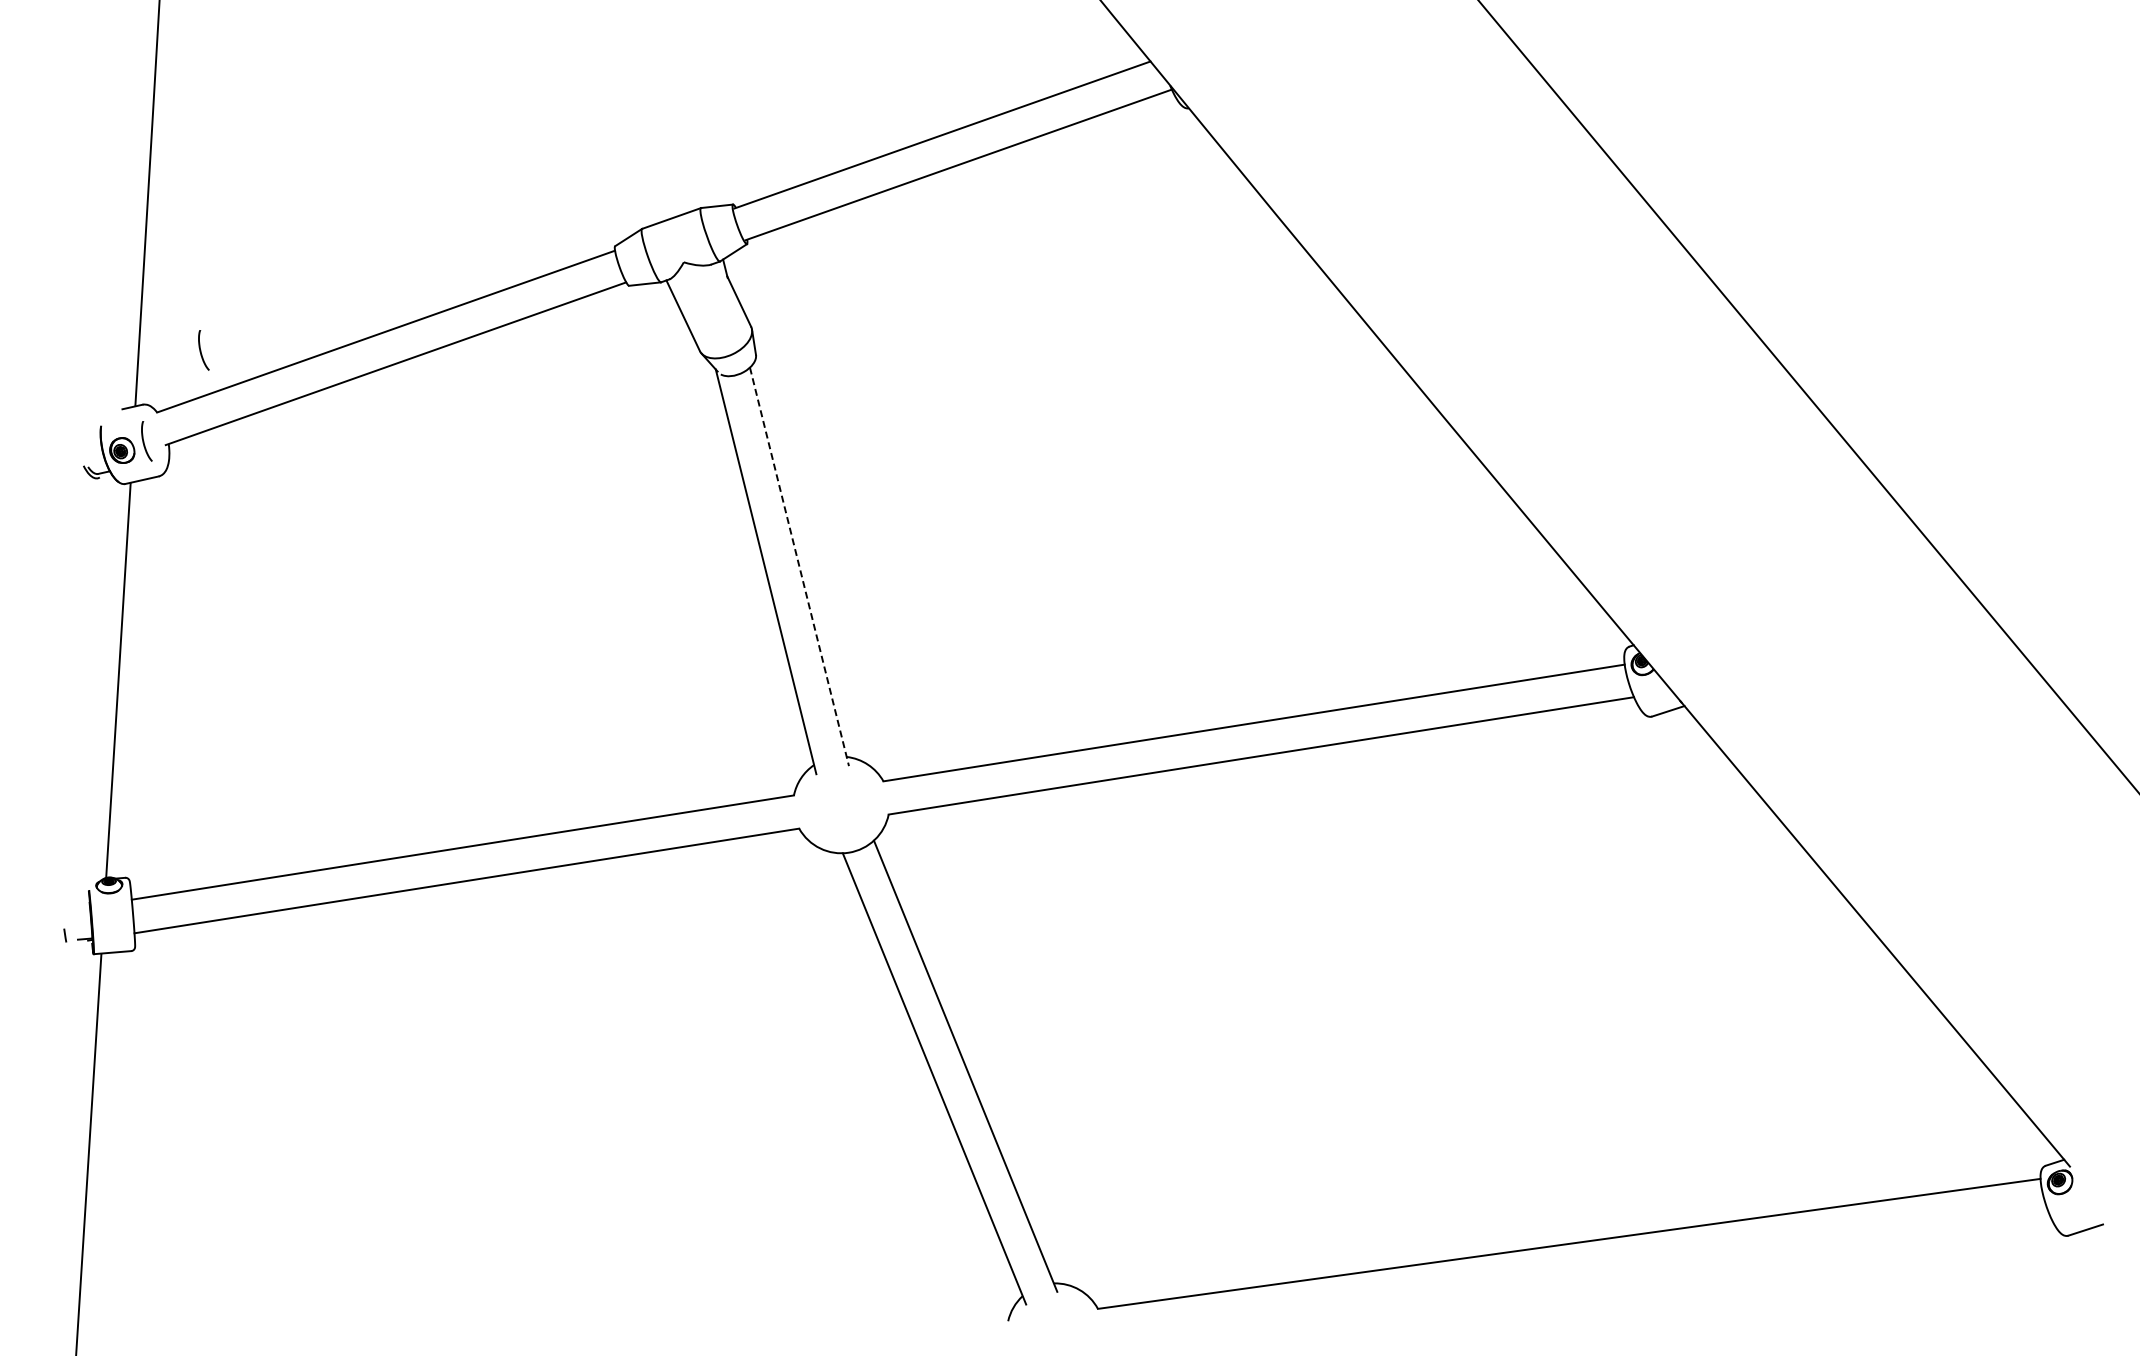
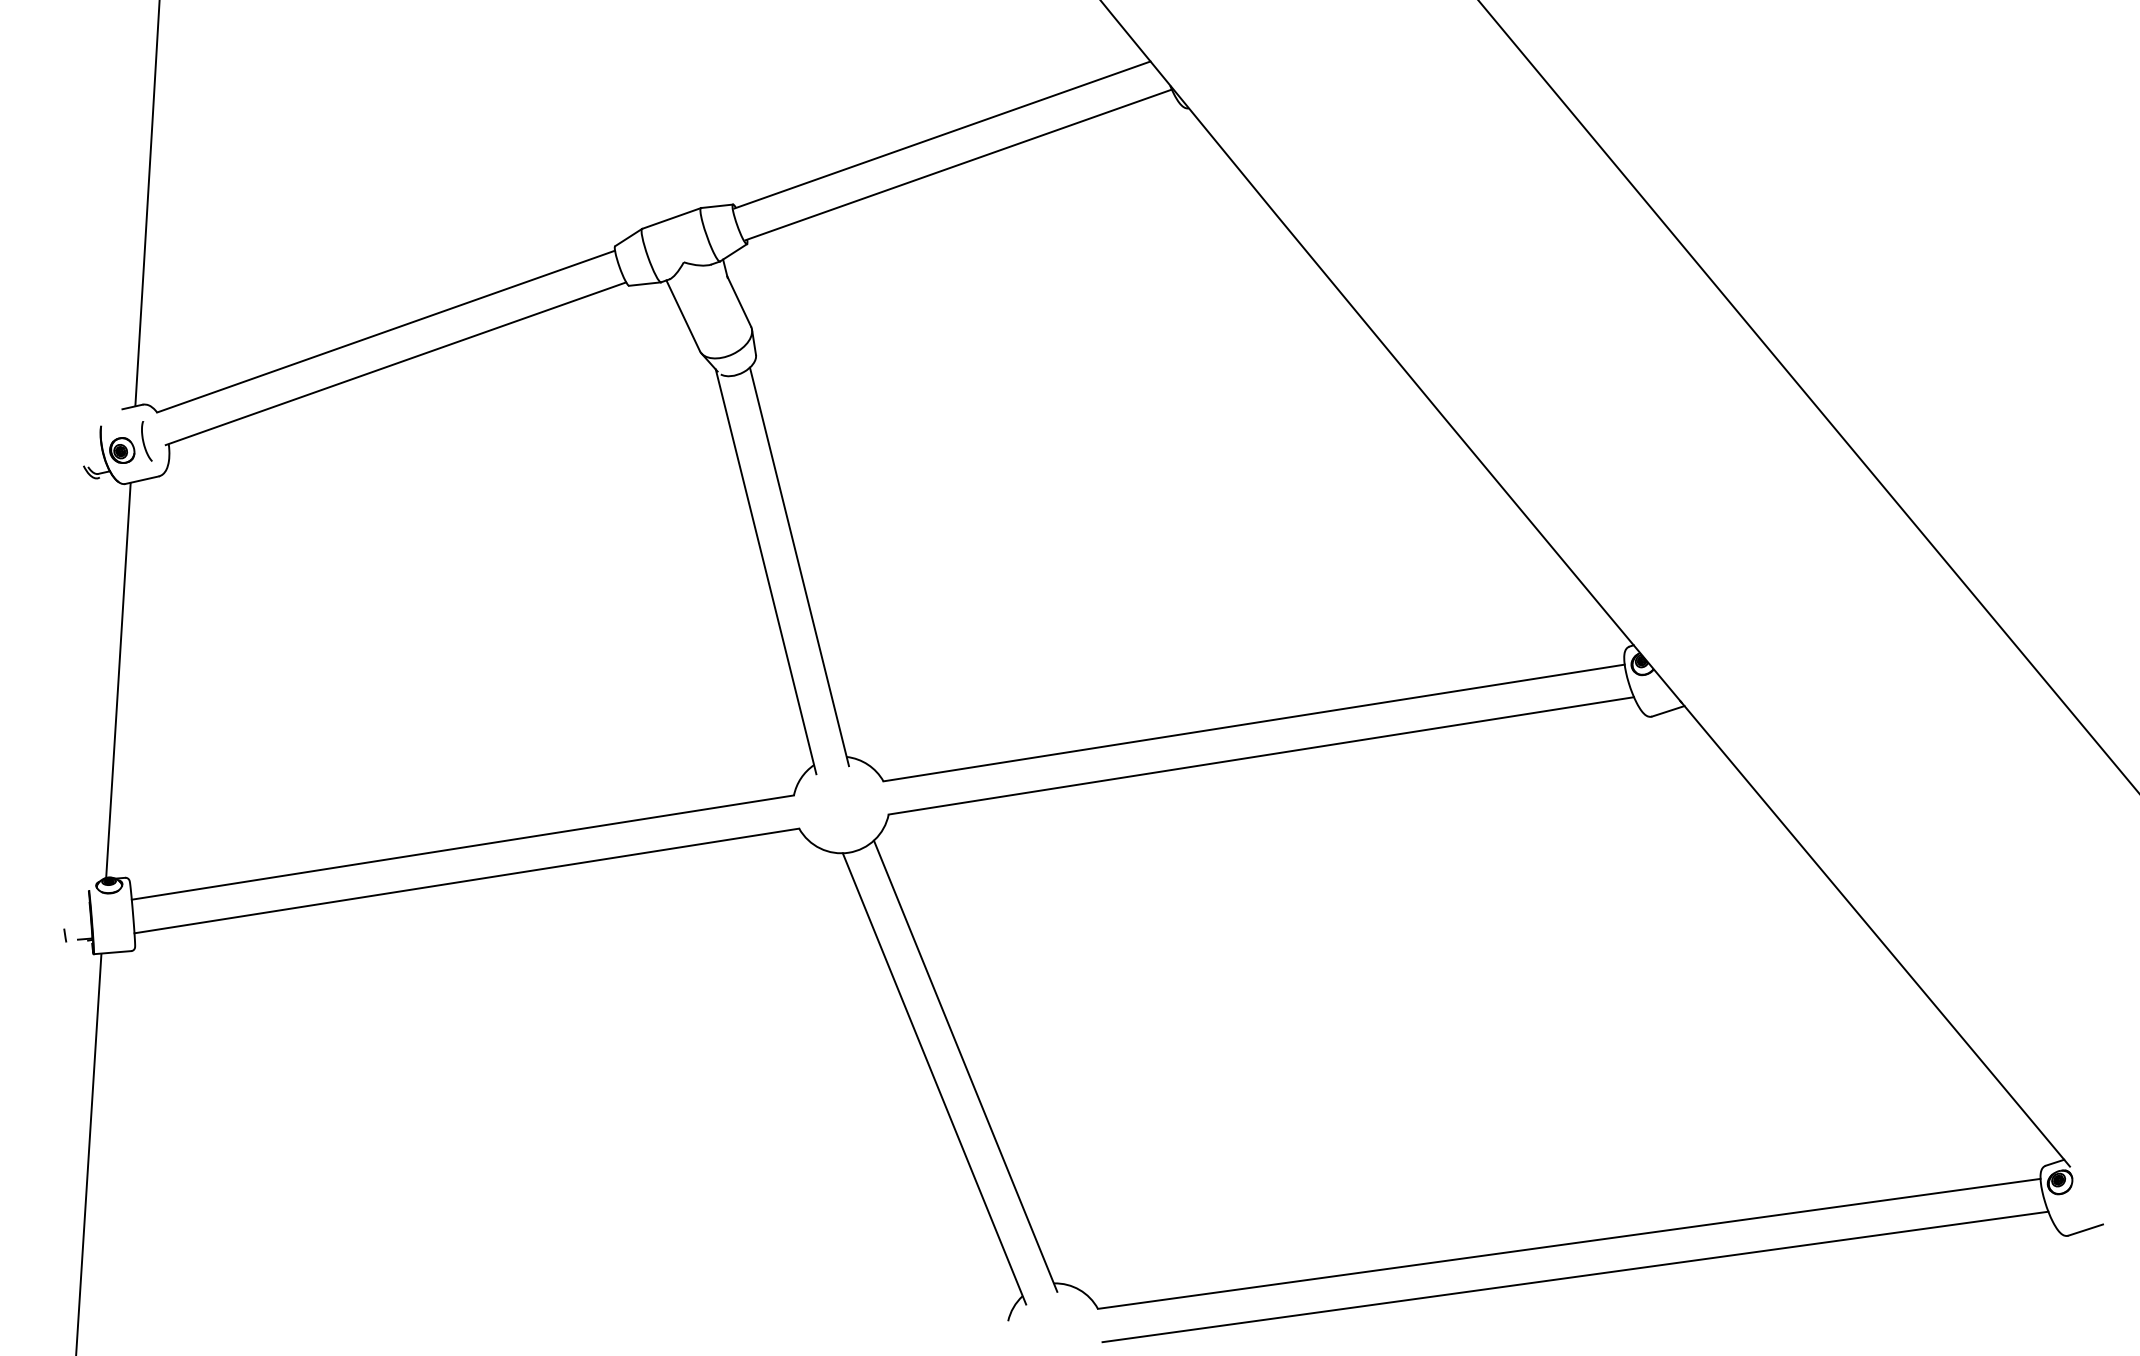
curve: present -> none (201, 350)
line: dashed -> solid (799, 567)
line: none -> present (1575, 1276)
